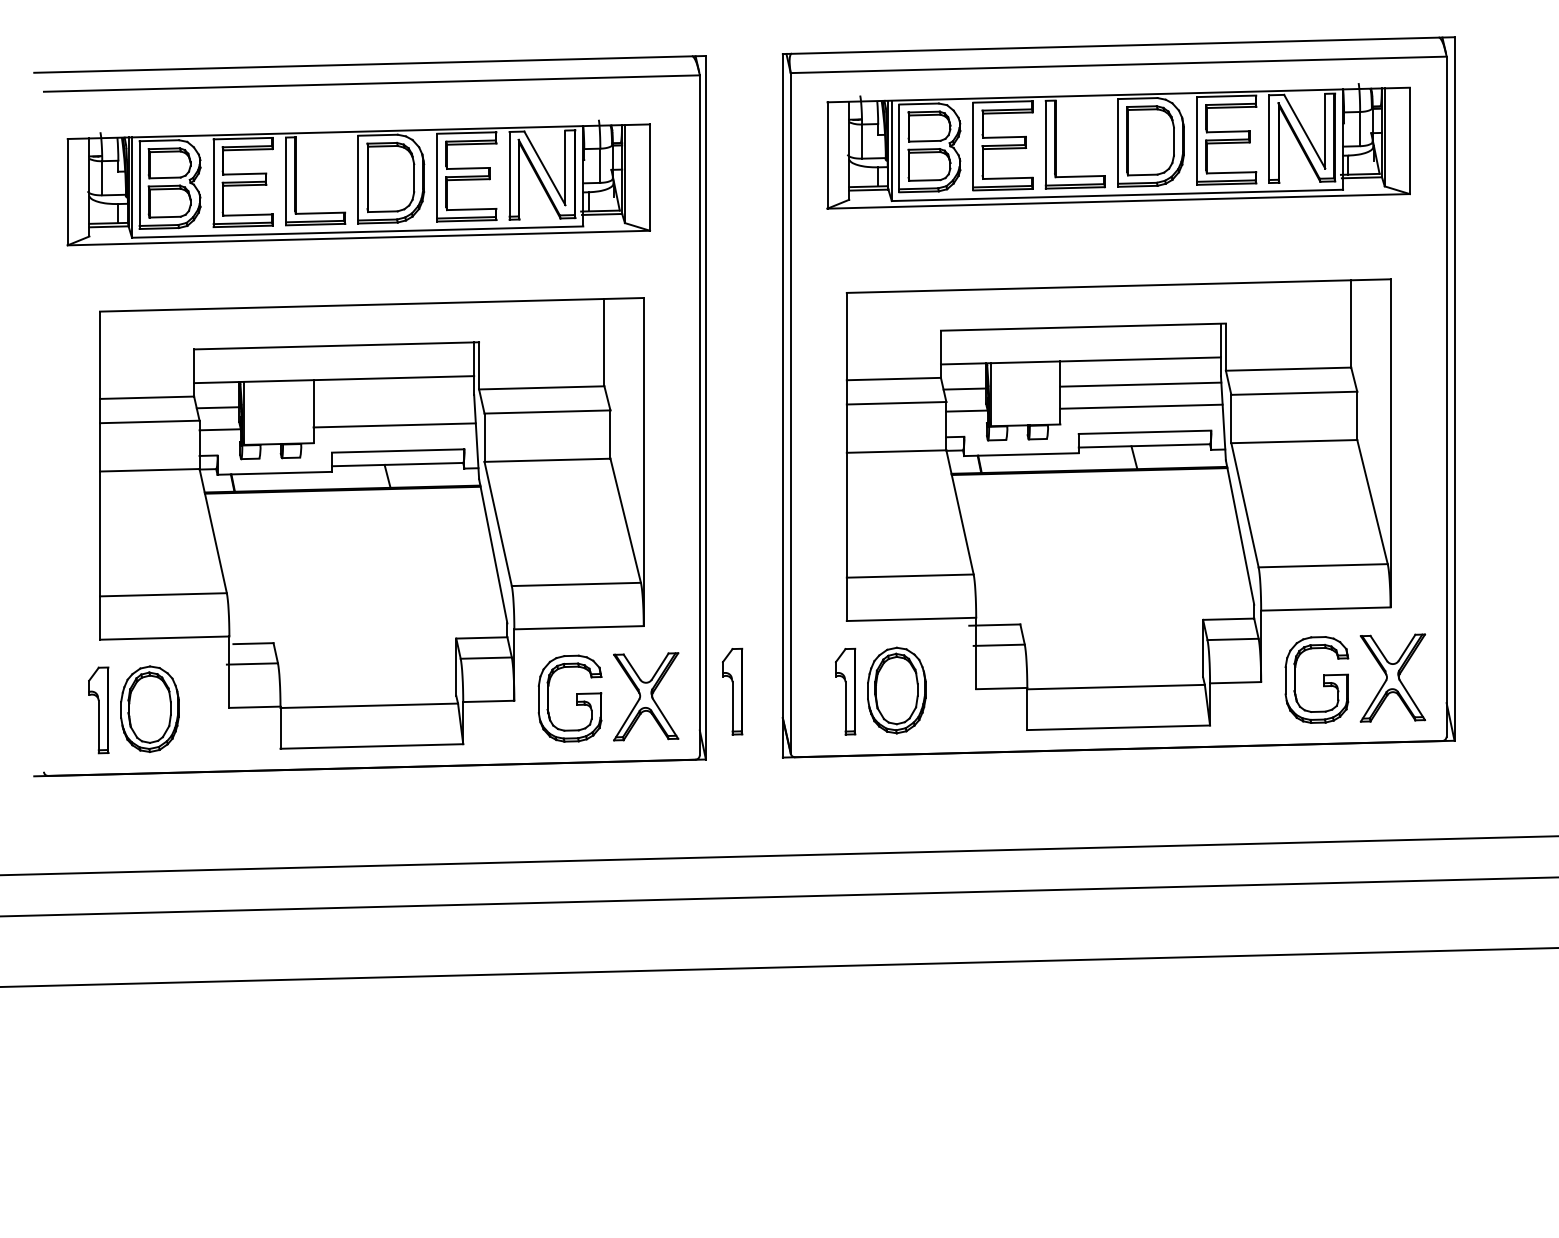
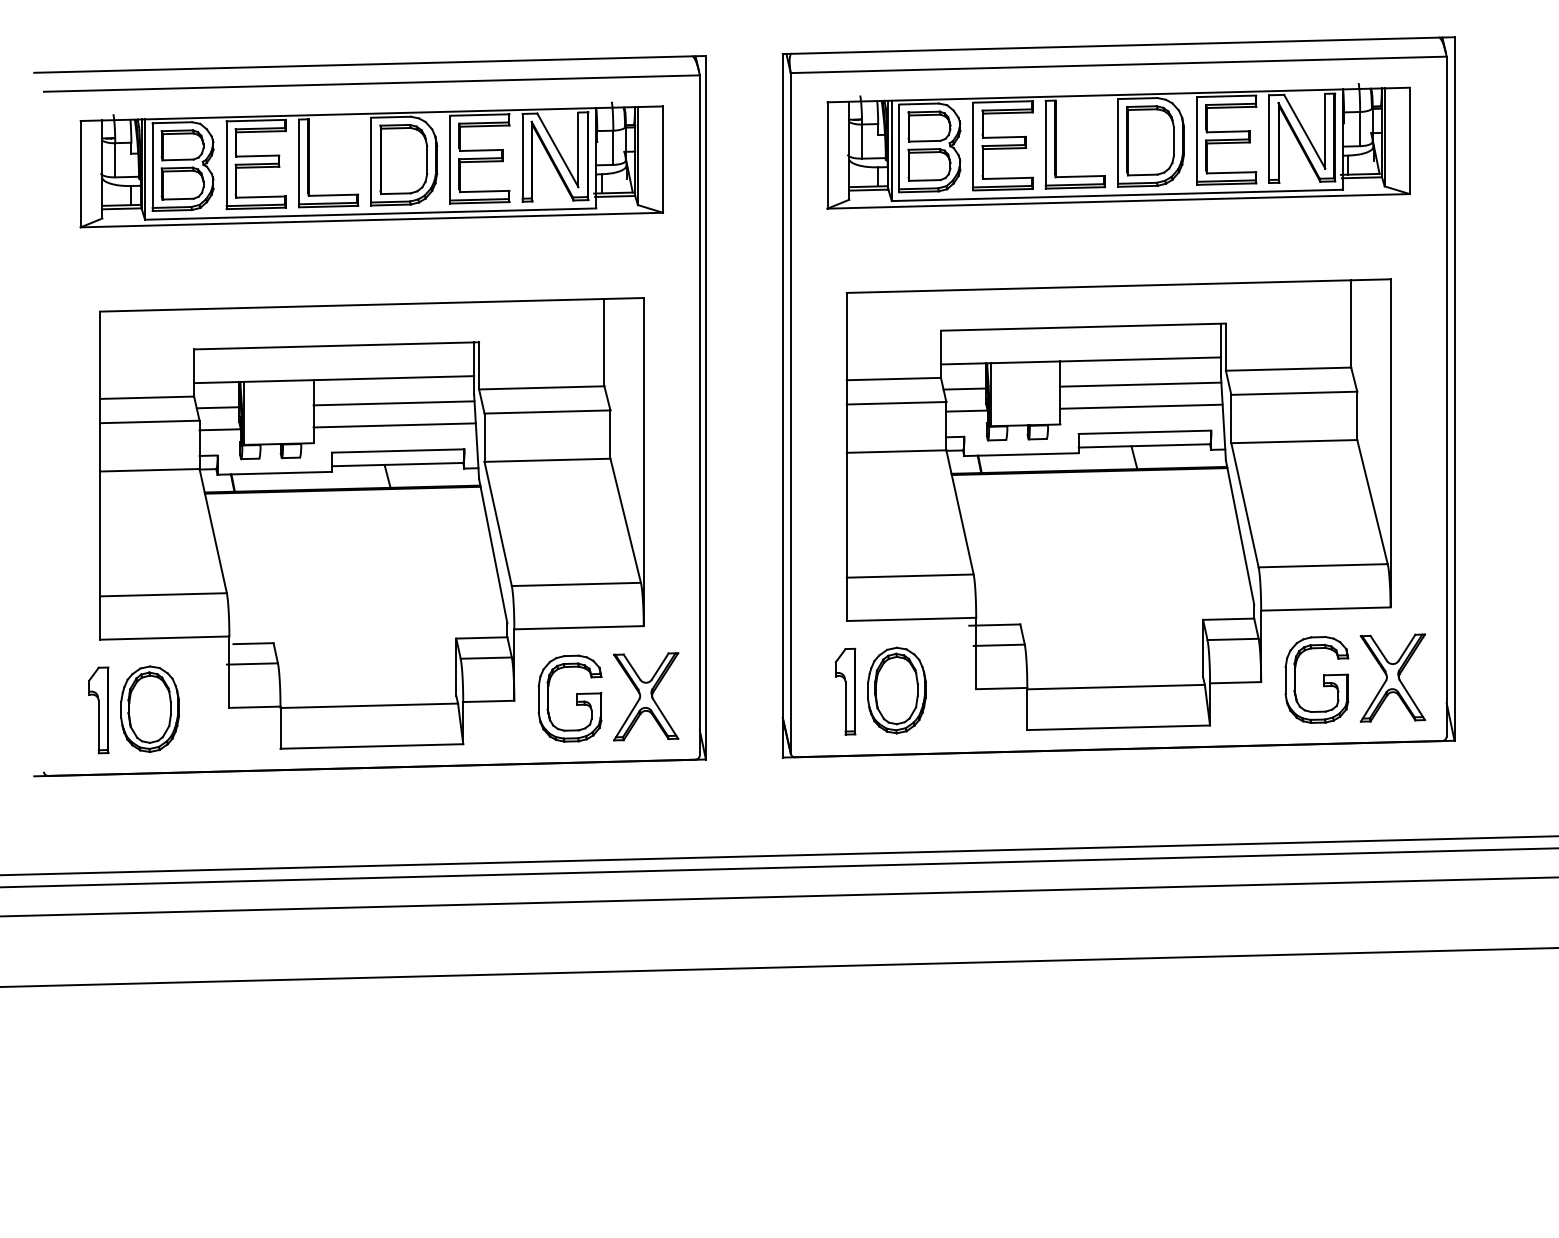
part position: (358, 182) -> (371, 164) (371, 164)
line: none -> present (393, 403)
part: present -> none (732, 691)
line: none -> present (778, 867)
